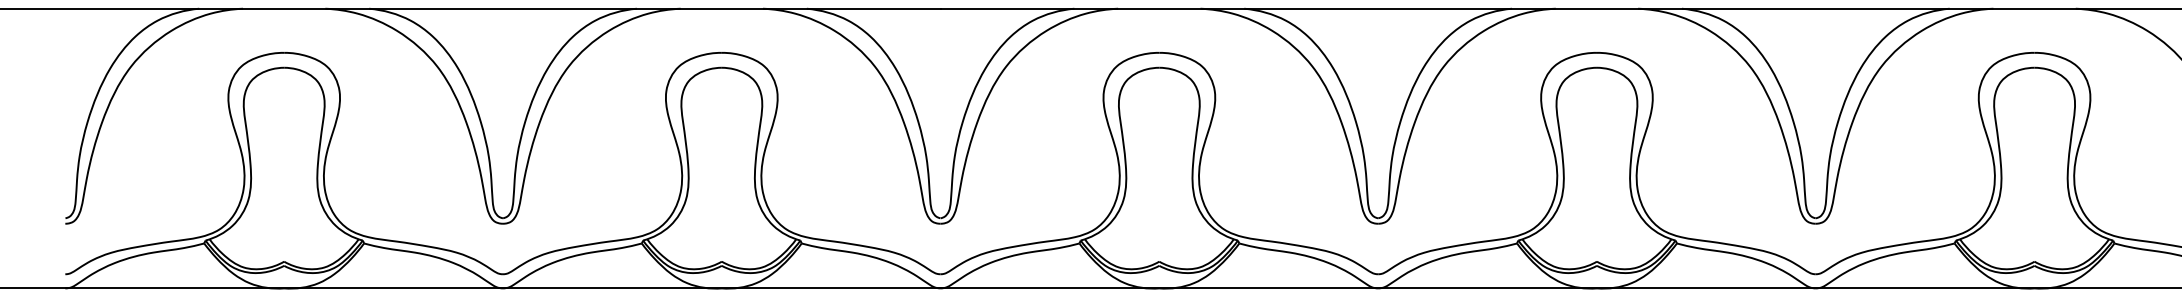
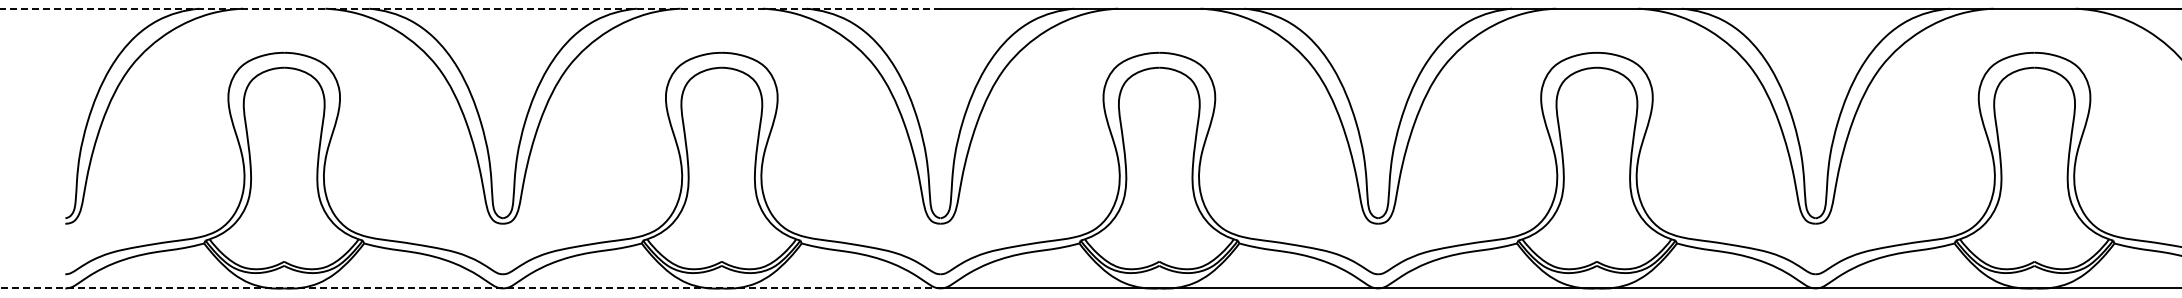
line: solid -> dashed (469, 8)
line: solid -> dashed (470, 288)
